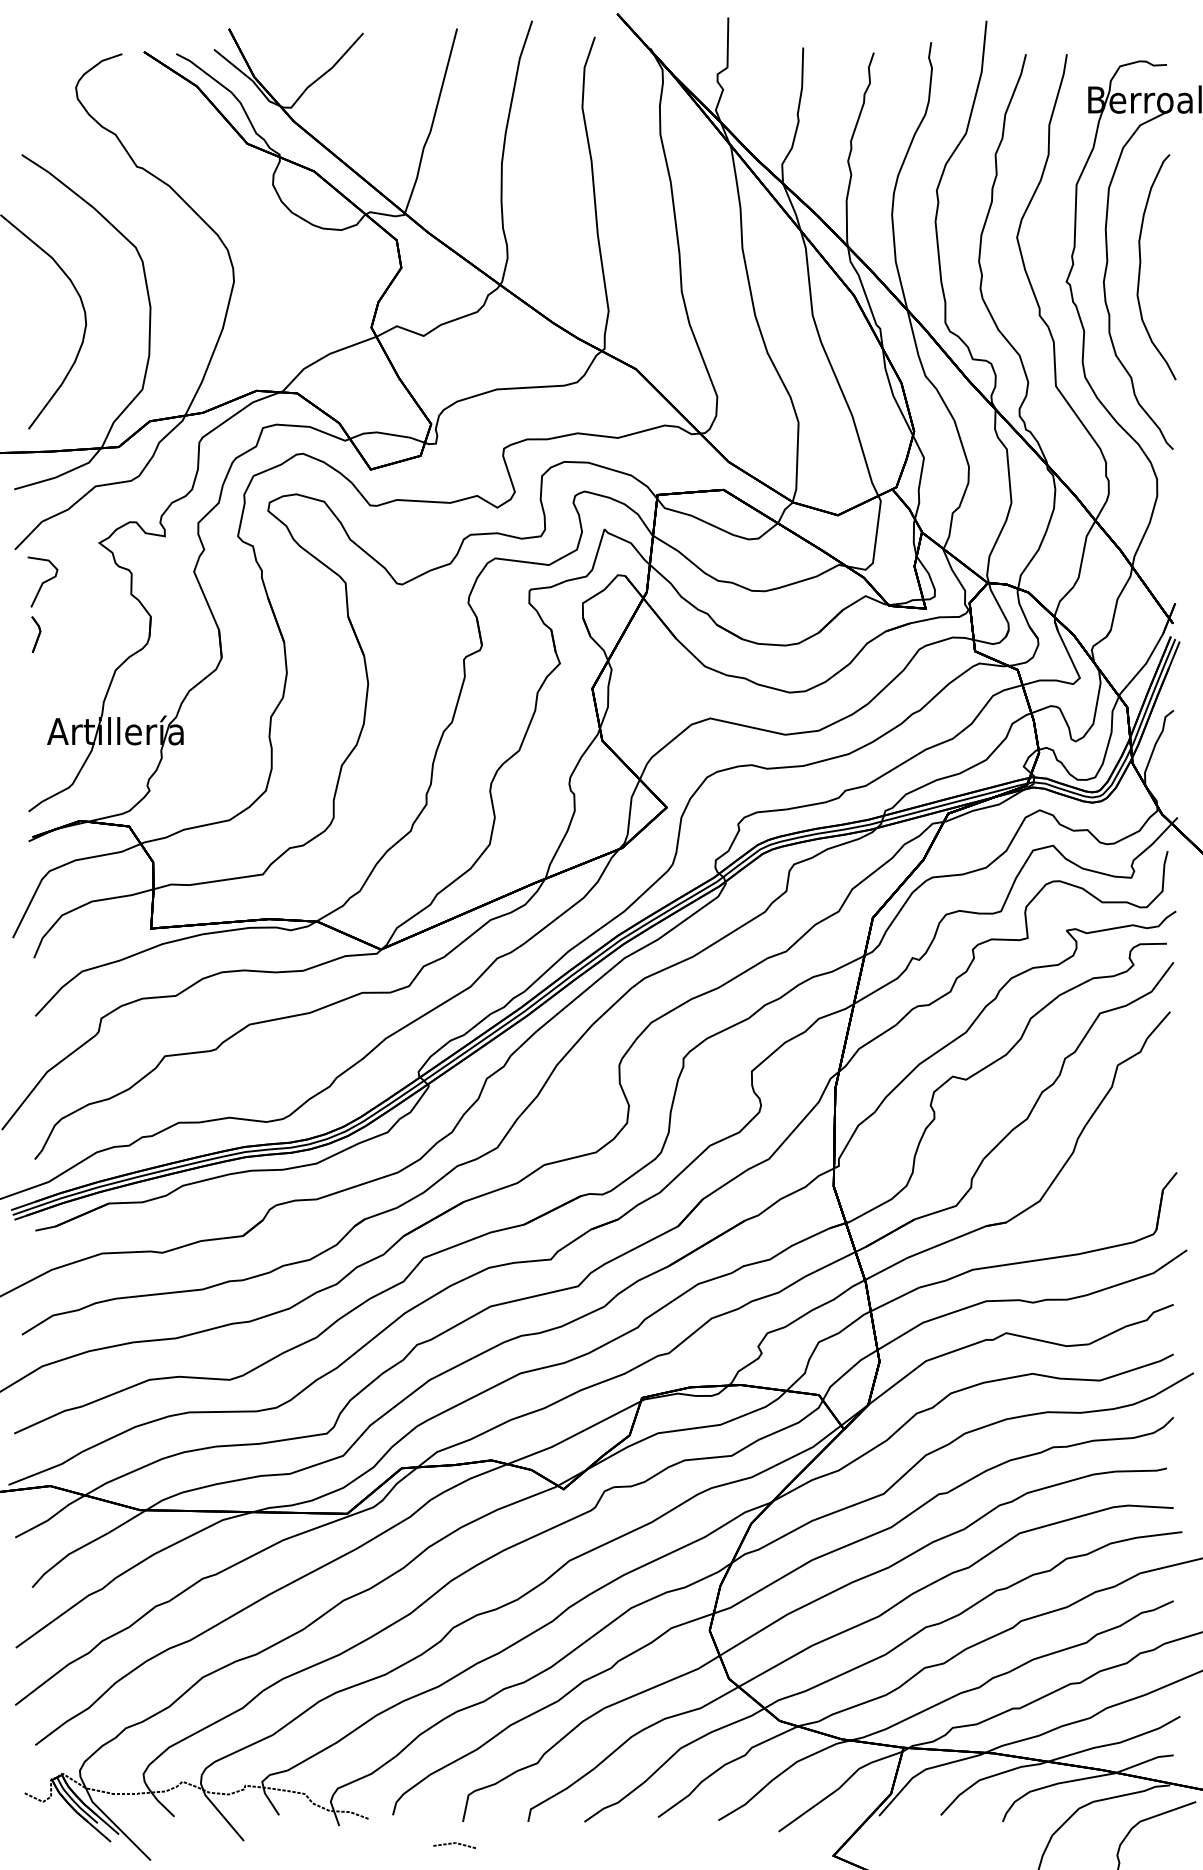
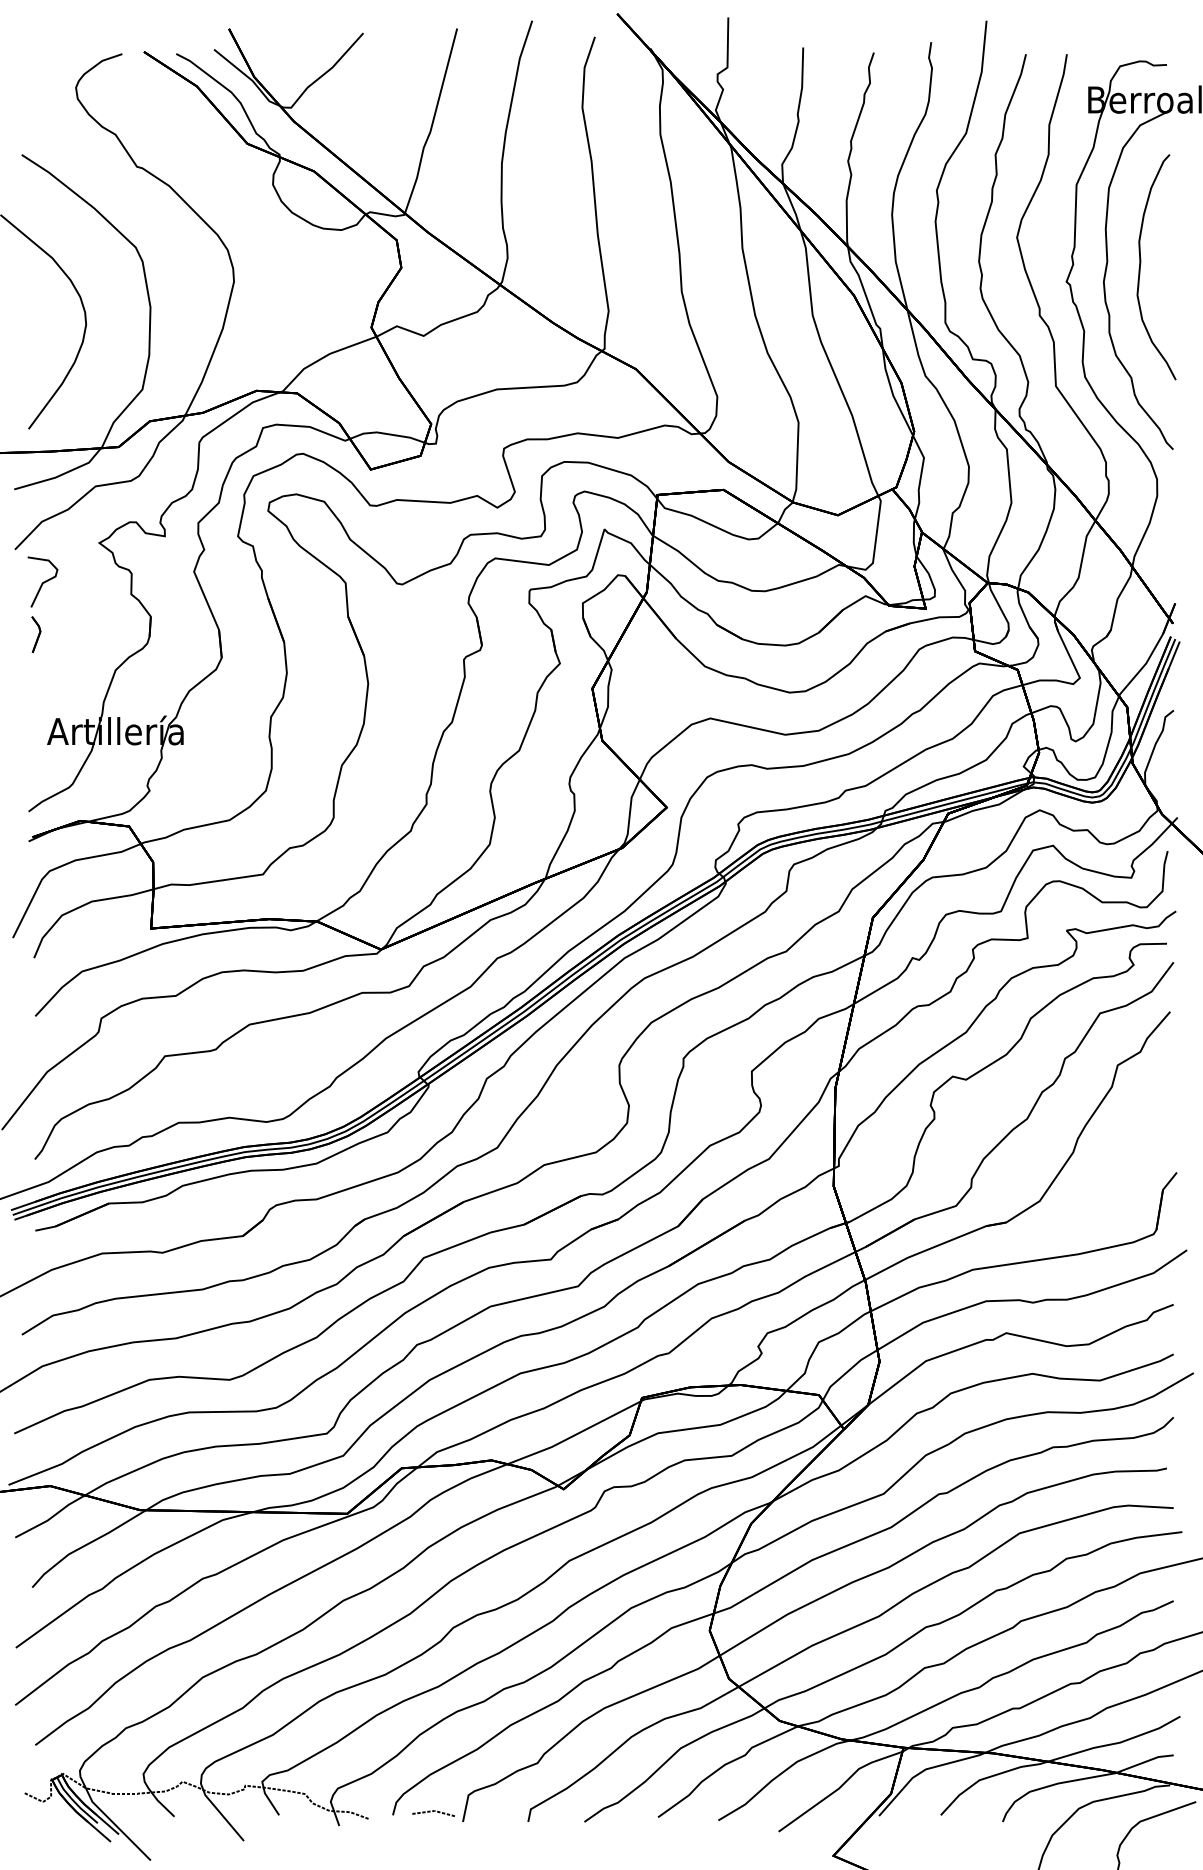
line position: (454, 1843) -> (433, 1811) (433, 1811)
